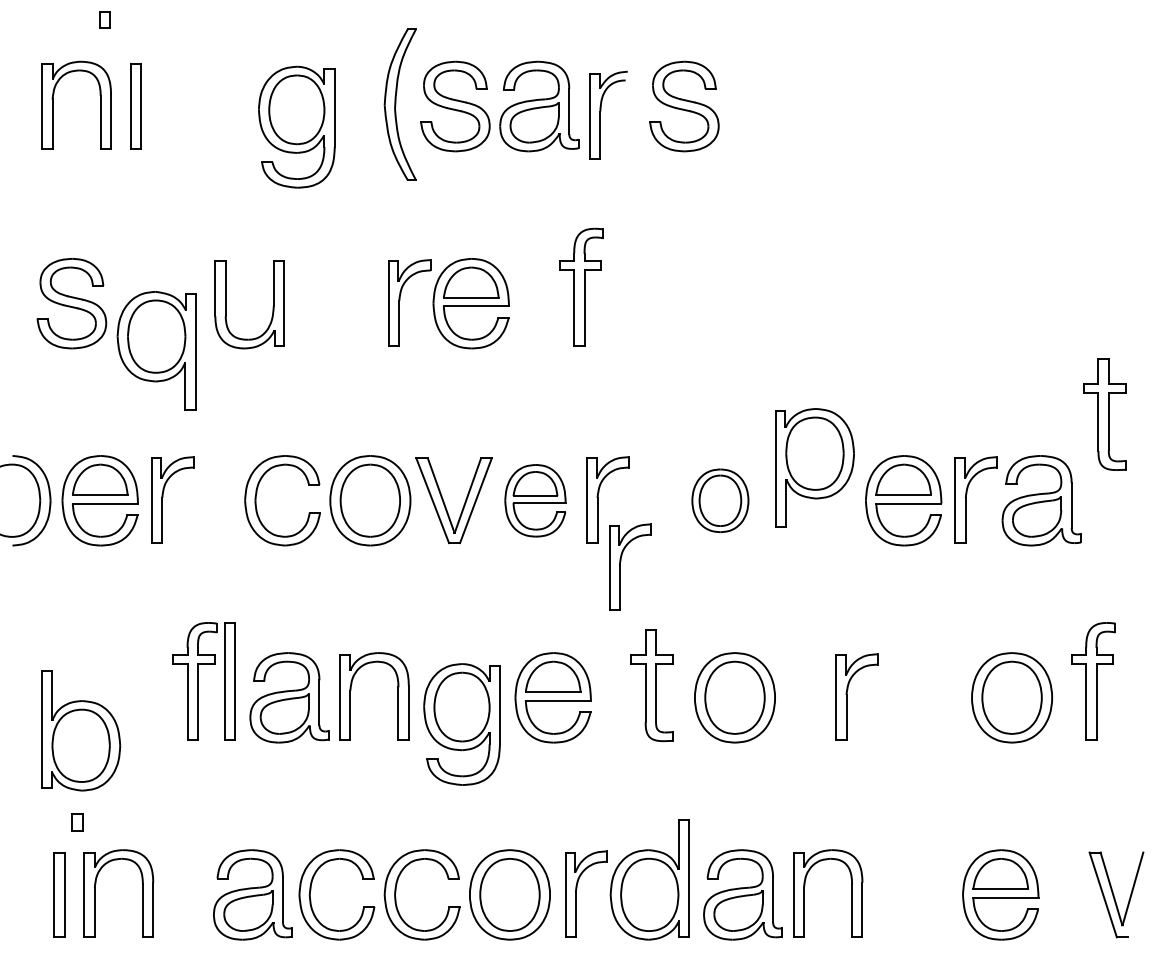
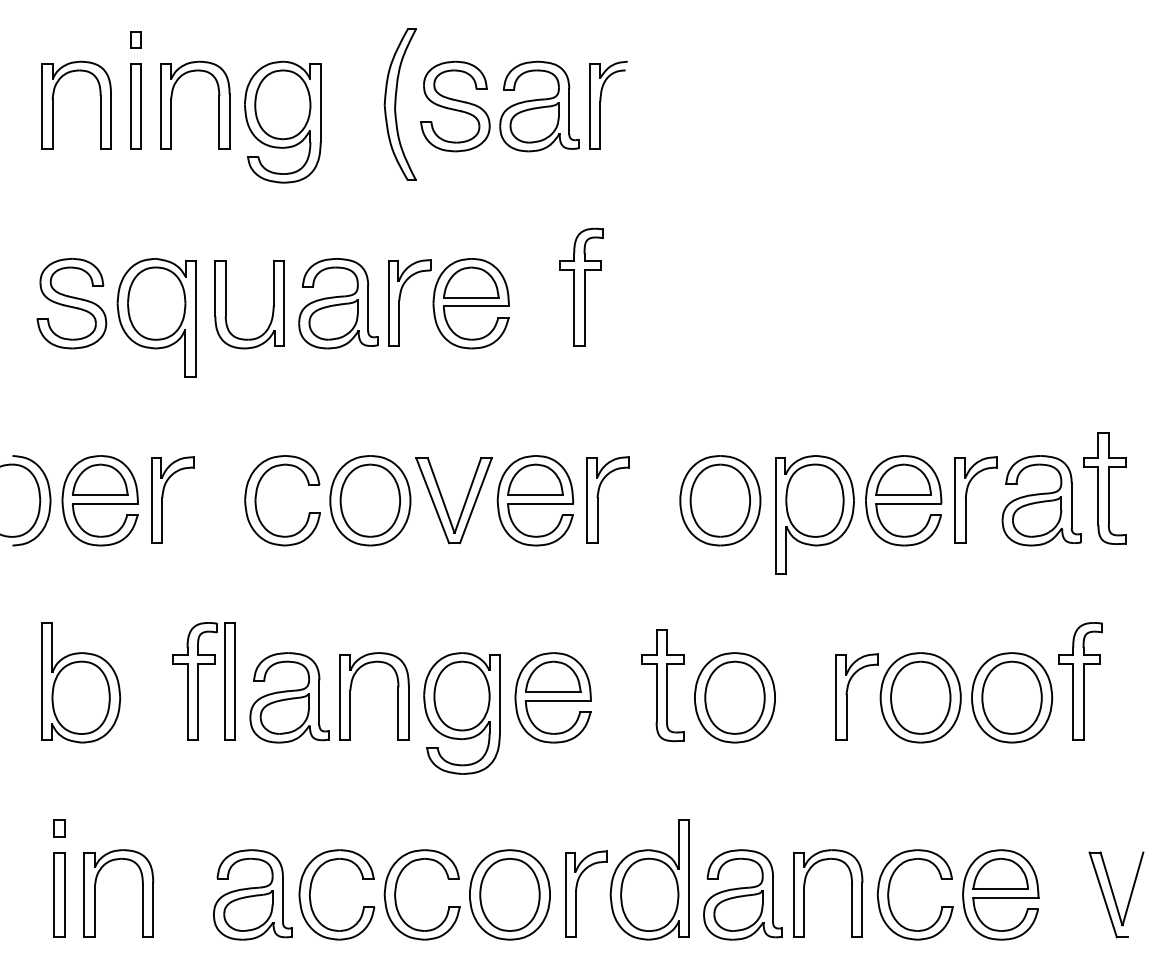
part position: (104, 19) -> (135, 39) (135, 39)
part: none -> present (218, 104)
part: present -> none (684, 106)
part position: (601, 111) -> (601, 101) (601, 101)
part position: (296, 126) -> (282, 121) (282, 121)
part: none -> present (338, 303)
part position: (156, 350) -> (156, 317) (156, 317)
part position: (1104, 414) -> (1104, 488) (1104, 488)
part position: (814, 467) -> (814, 514) (814, 514)
part size: 63x74 px -> 79x92 px (535, 500)
part size: 59x66 px -> 83x92 px (720, 500)
part: present -> none (620, 566)
part position: (1093, 681) -> (1080, 681) (1080, 681)
part position: (651, 685) -> (662, 685) (662, 685)
part: none -> present (920, 697)
part position: (461, 724) -> (461, 713) (461, 713)
part position: (81, 730) -> (81, 682) (81, 682)
part position: (77, 822) -> (59, 828) (59, 828)
part: none -> present (889, 893)
